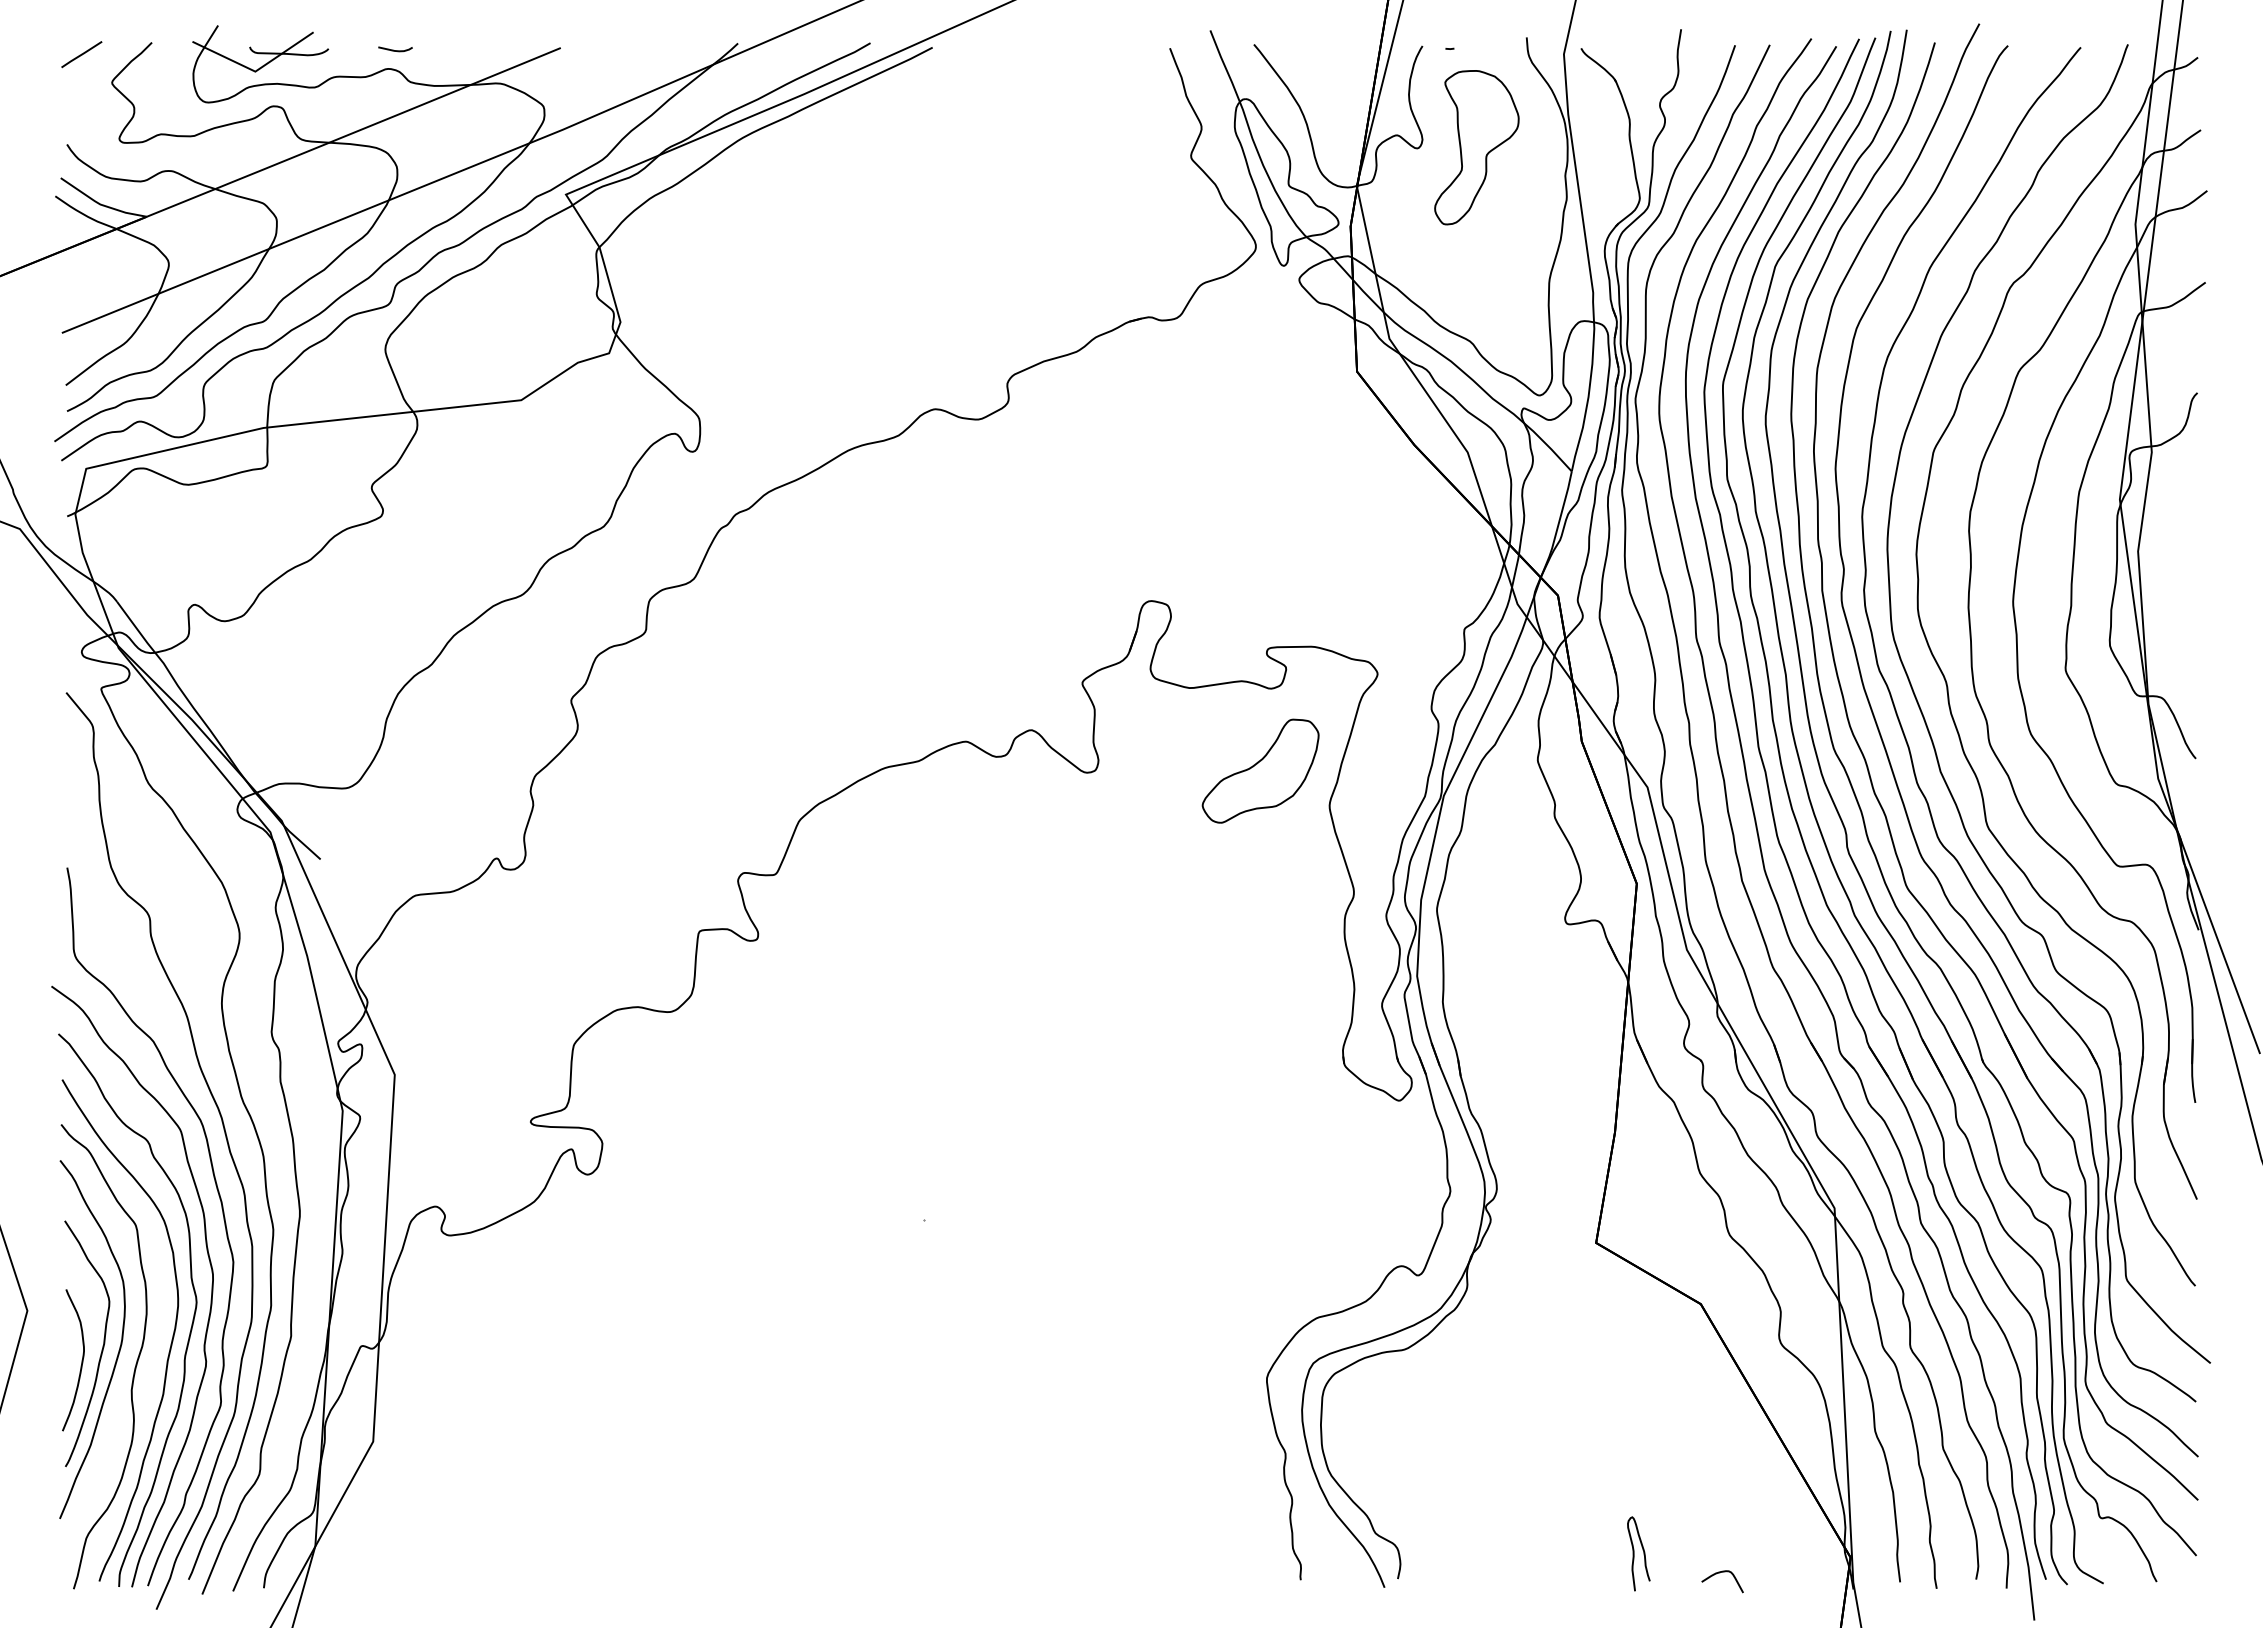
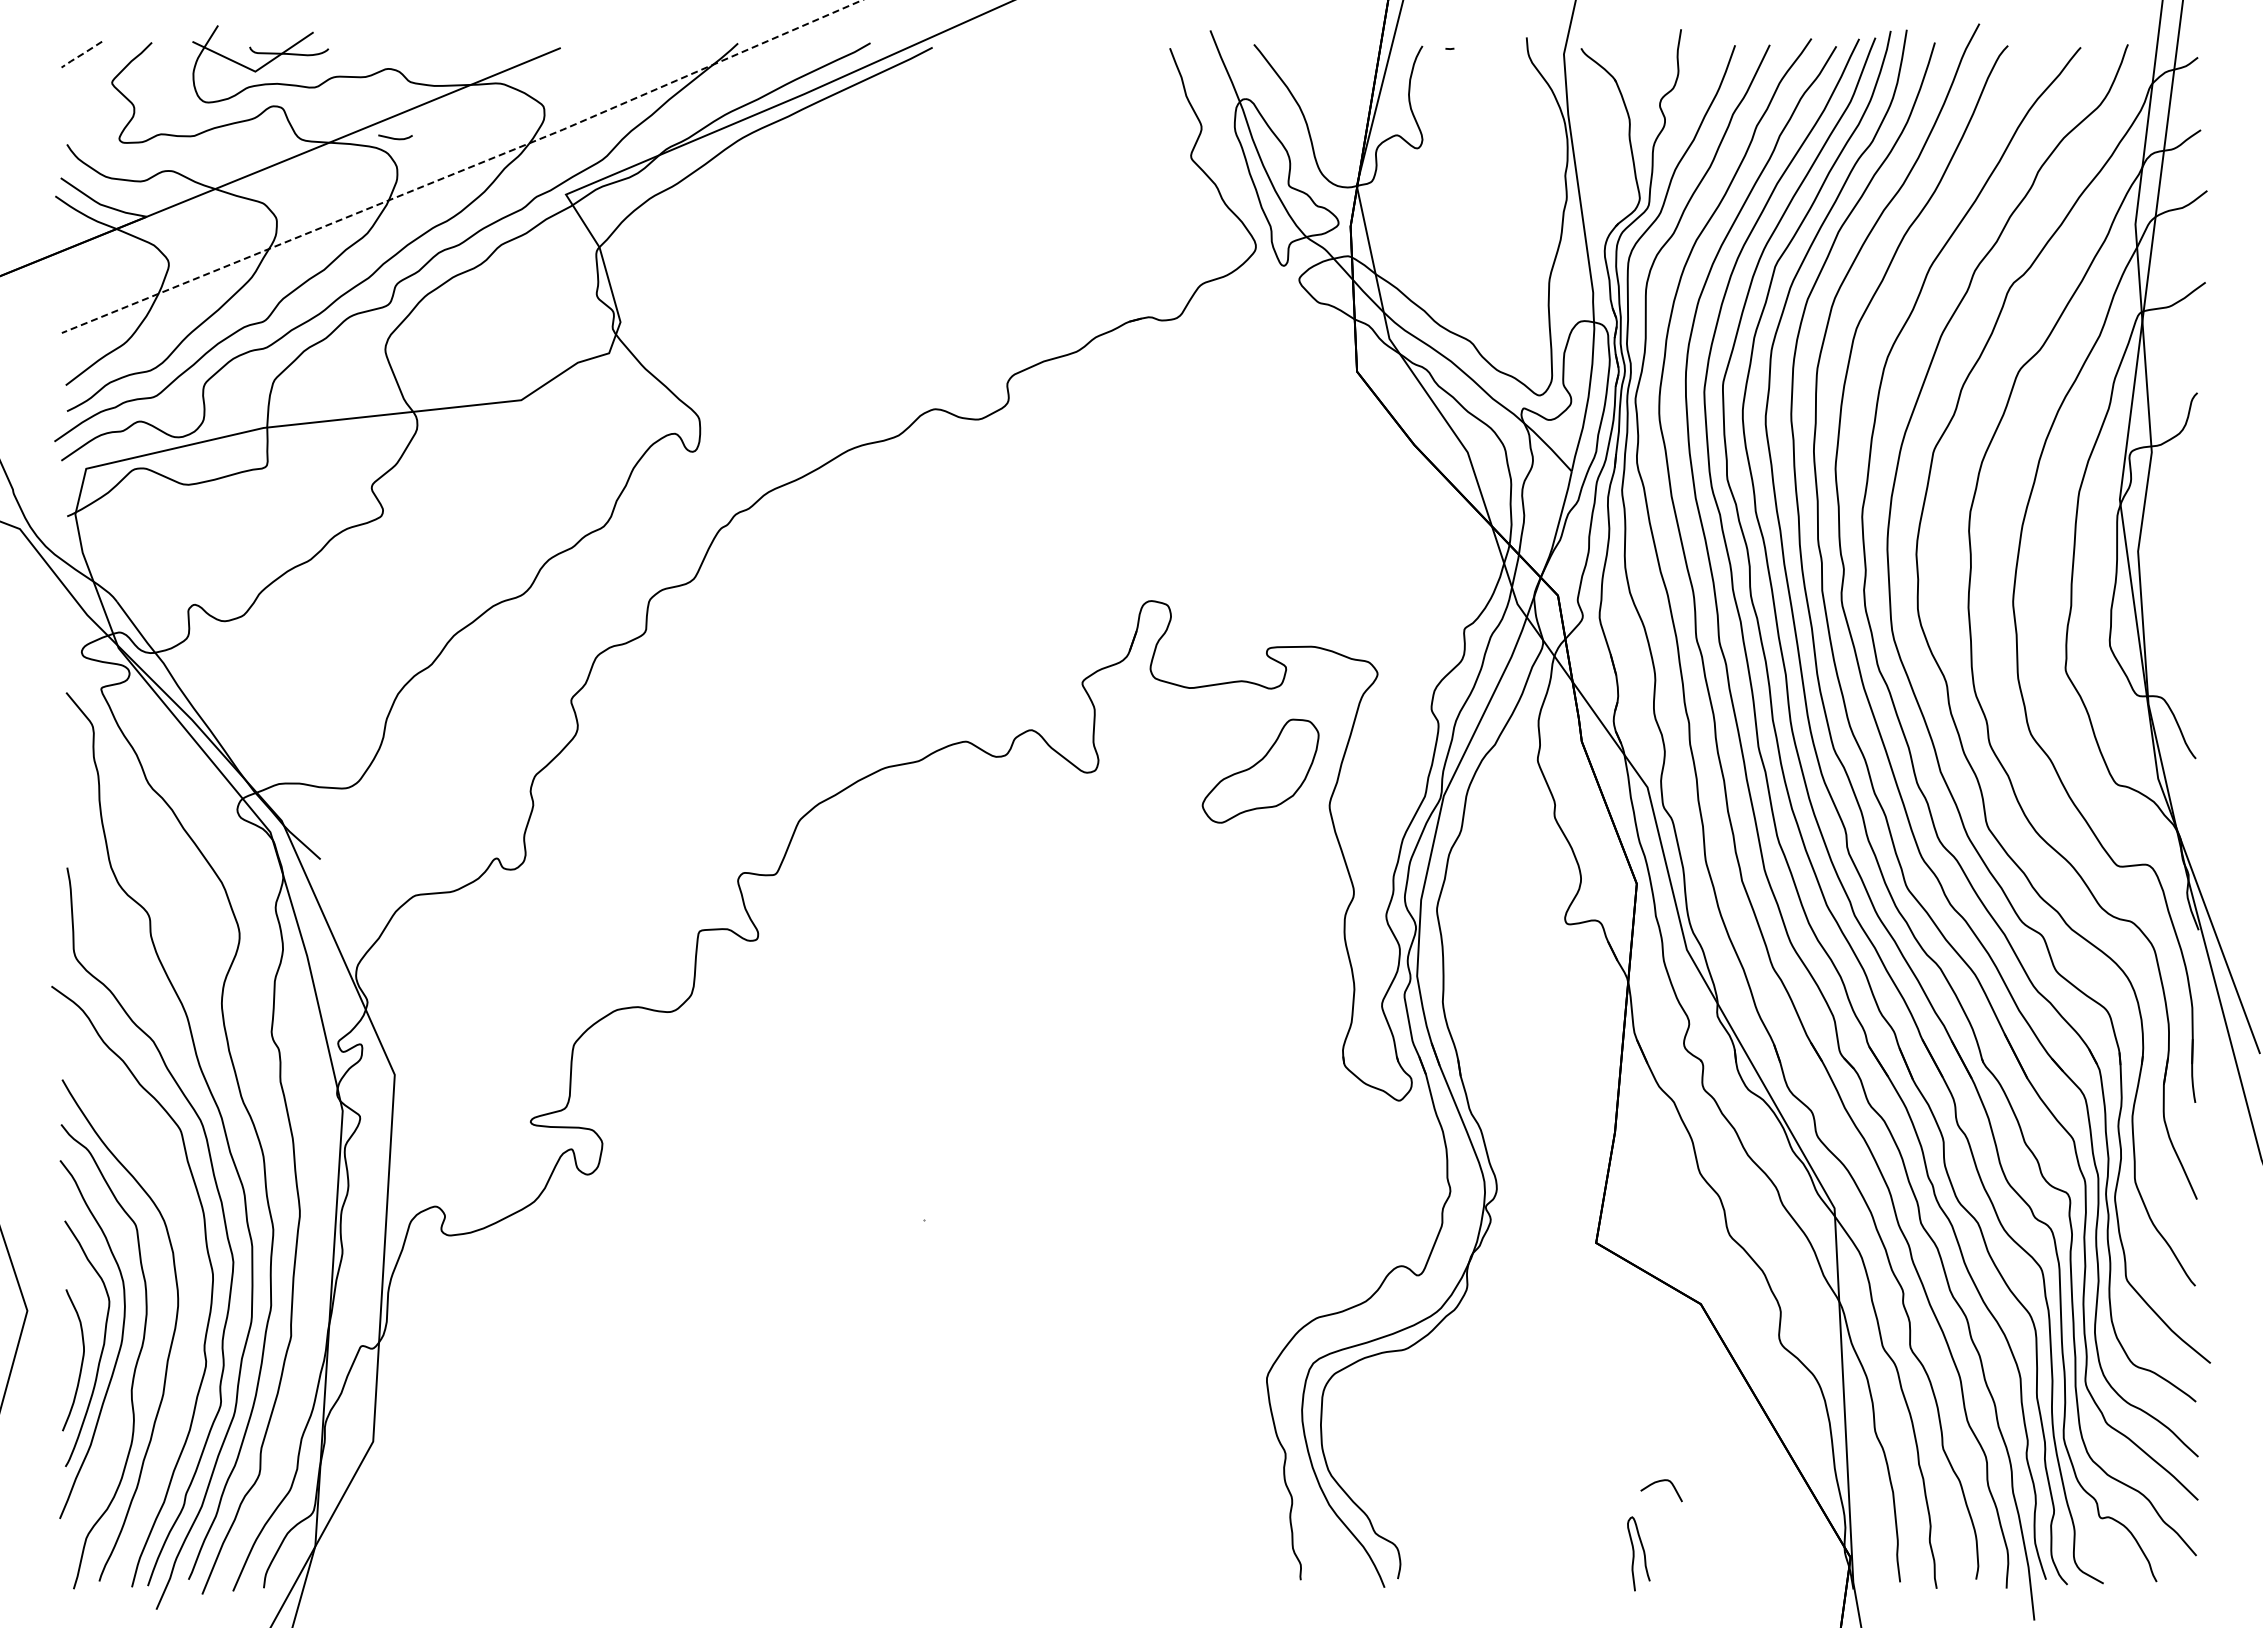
curve position: (395, 50) -> (395, 138) (395, 138)
line: solid -> dashed (81, 54)
part: present -> none (1476, 147)
line: solid -> dashed (463, 169)
curve: present -> none (191, 1323)
curve position: (1720, 1573) -> (1659, 1482) (1659, 1482)
